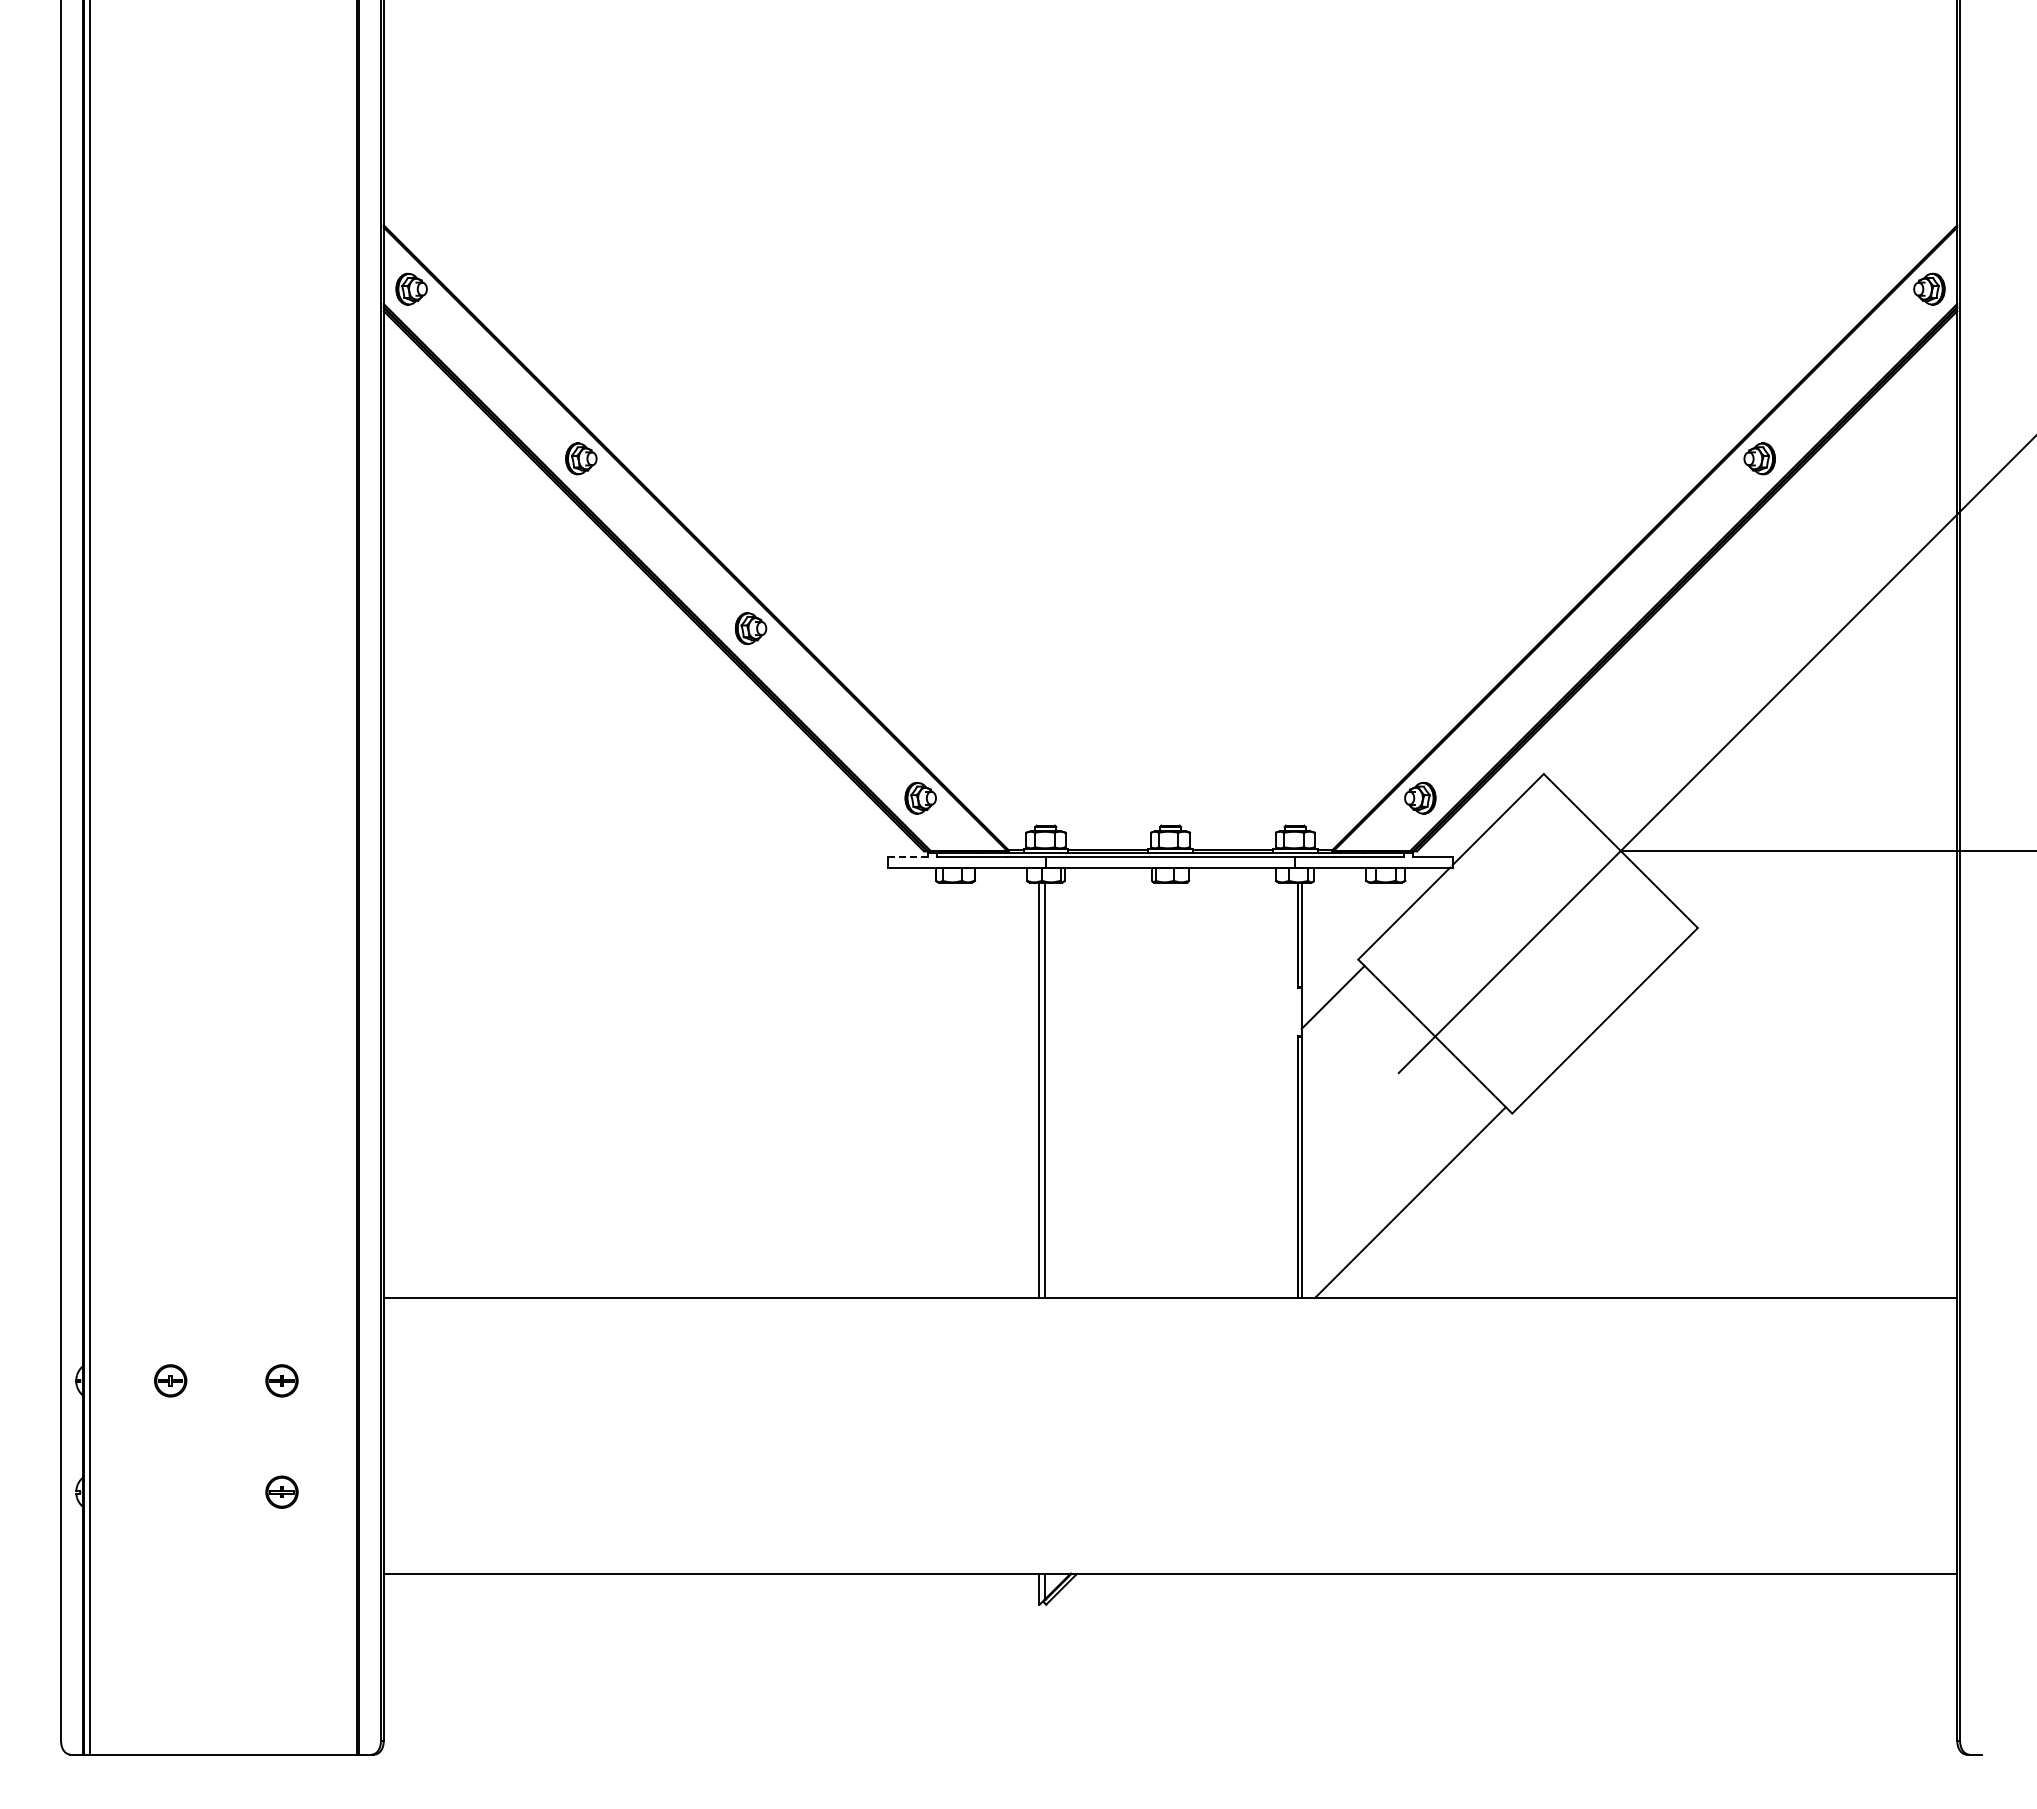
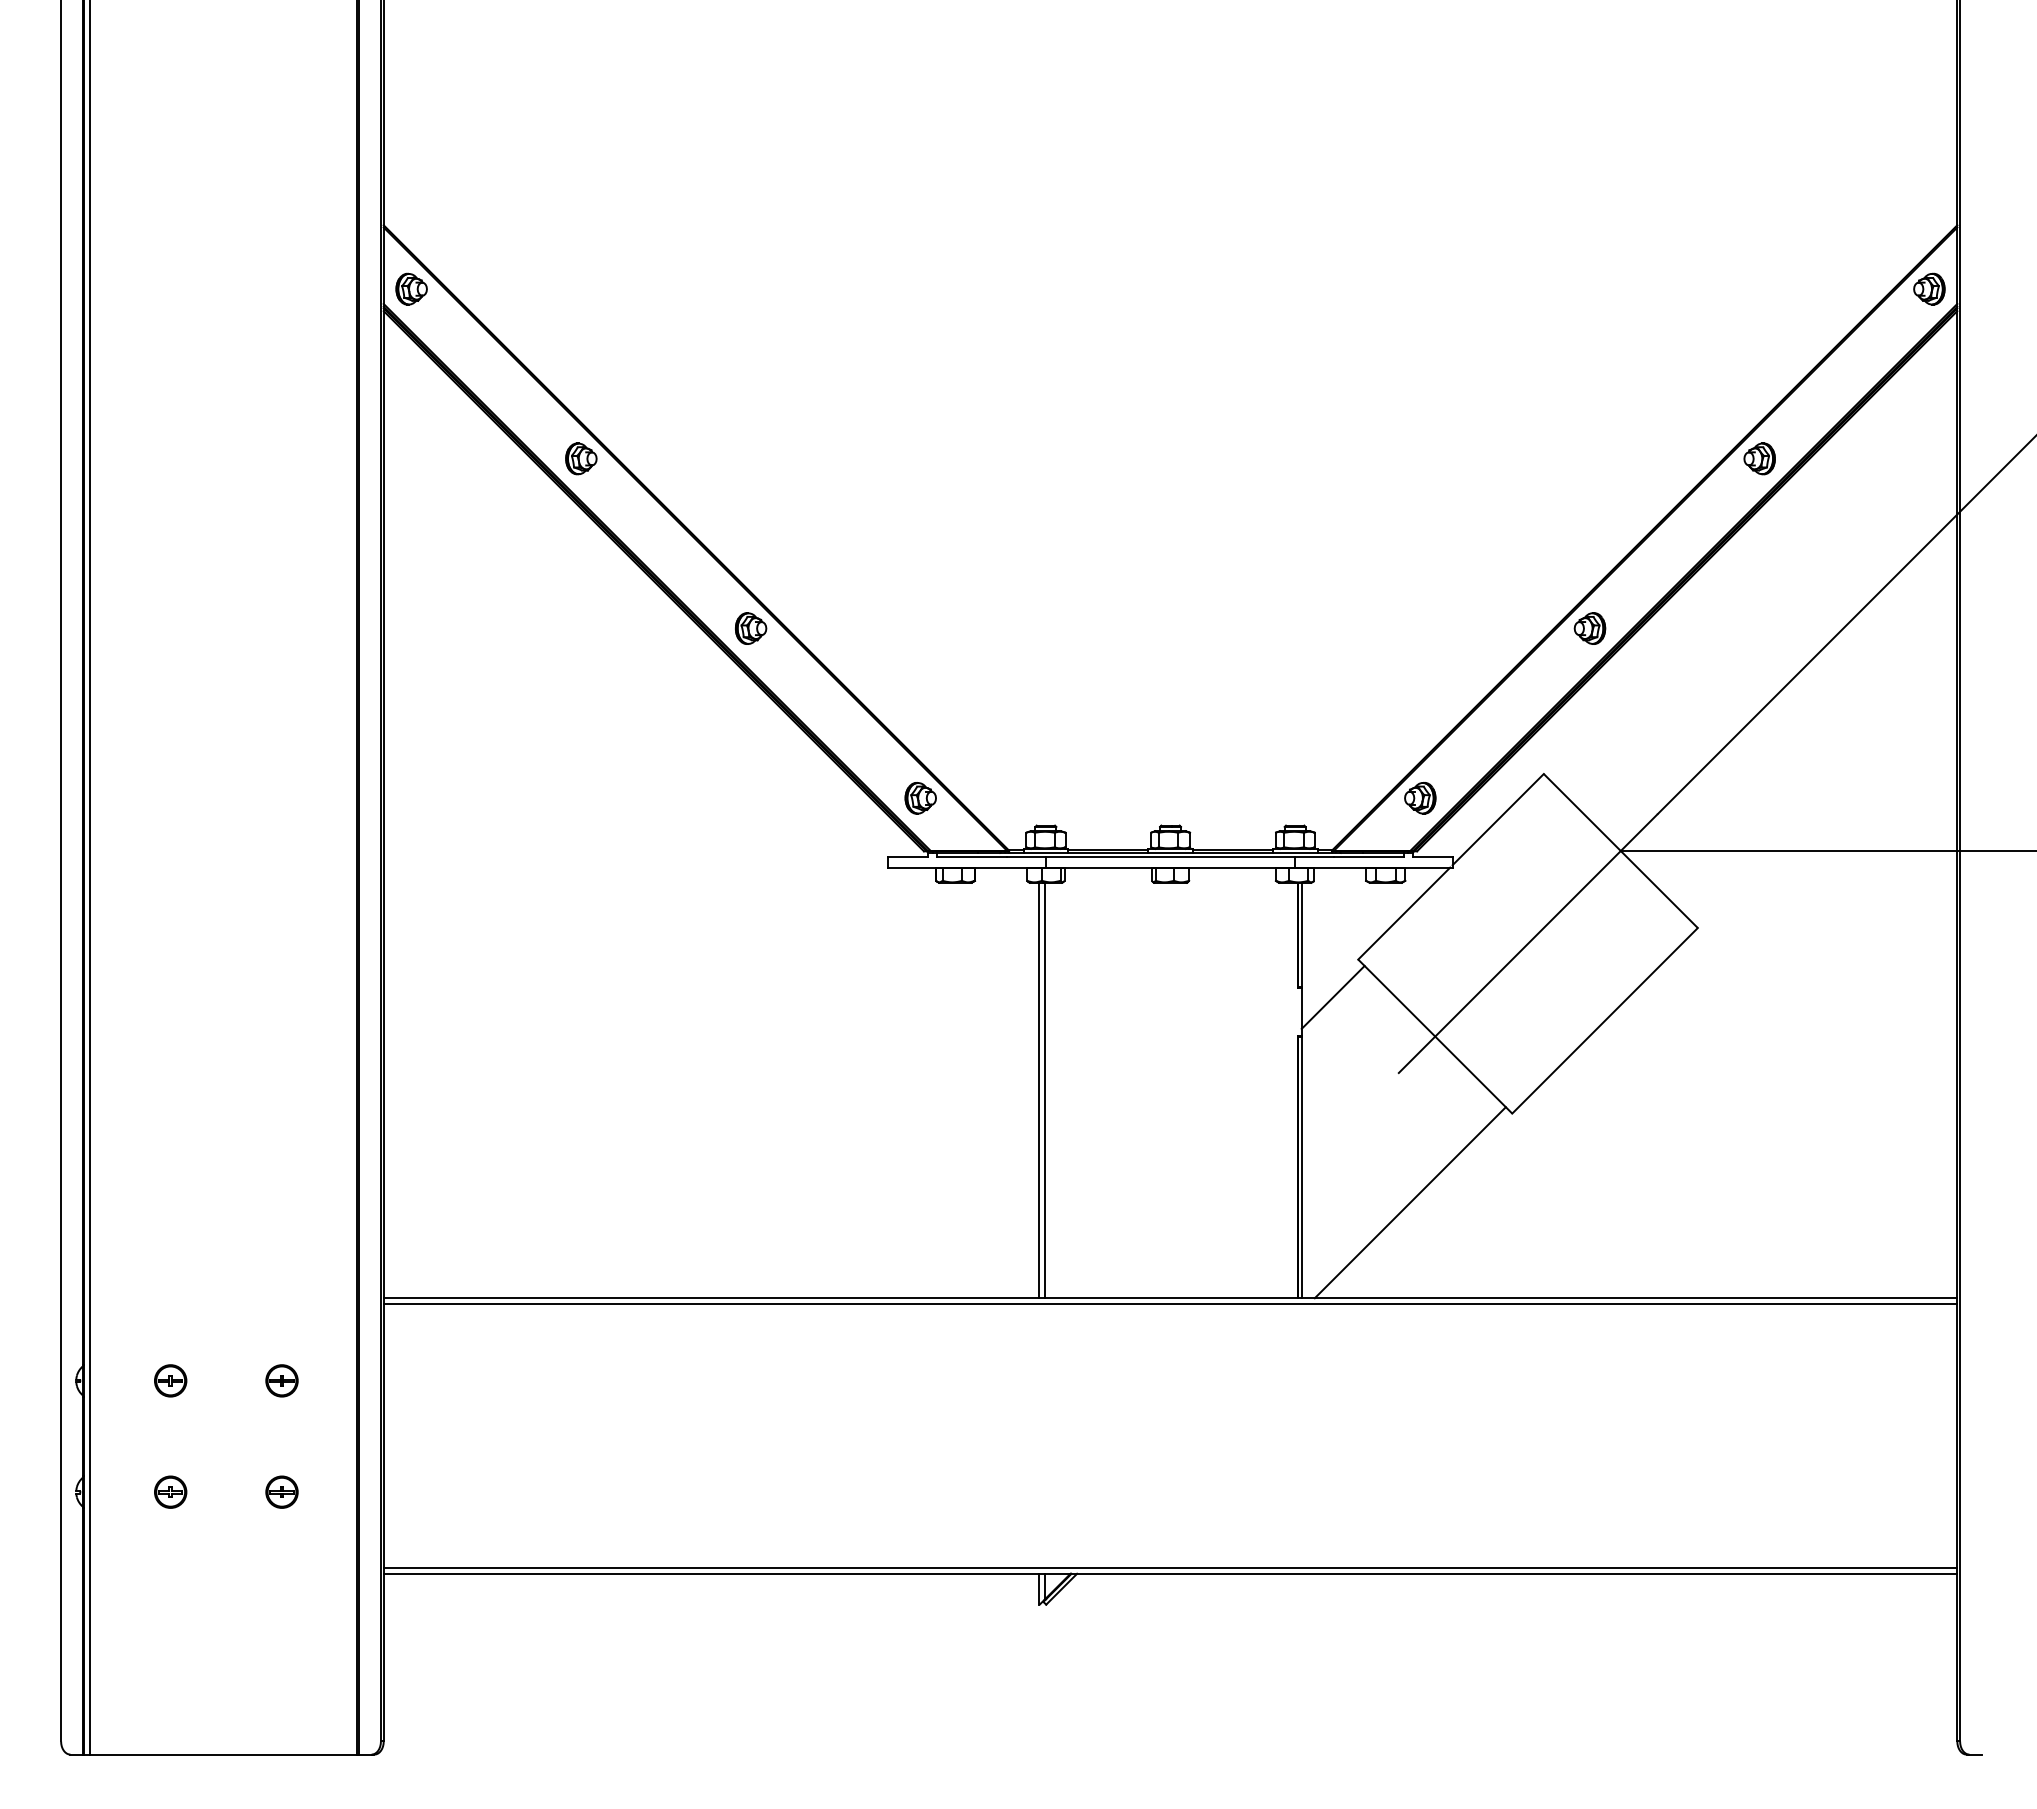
part: none -> present (1589, 628)
line: dashed -> solid (908, 857)
line: none -> present (1170, 1303)
part: none -> present (170, 1491)
line: none -> present (1170, 1568)
